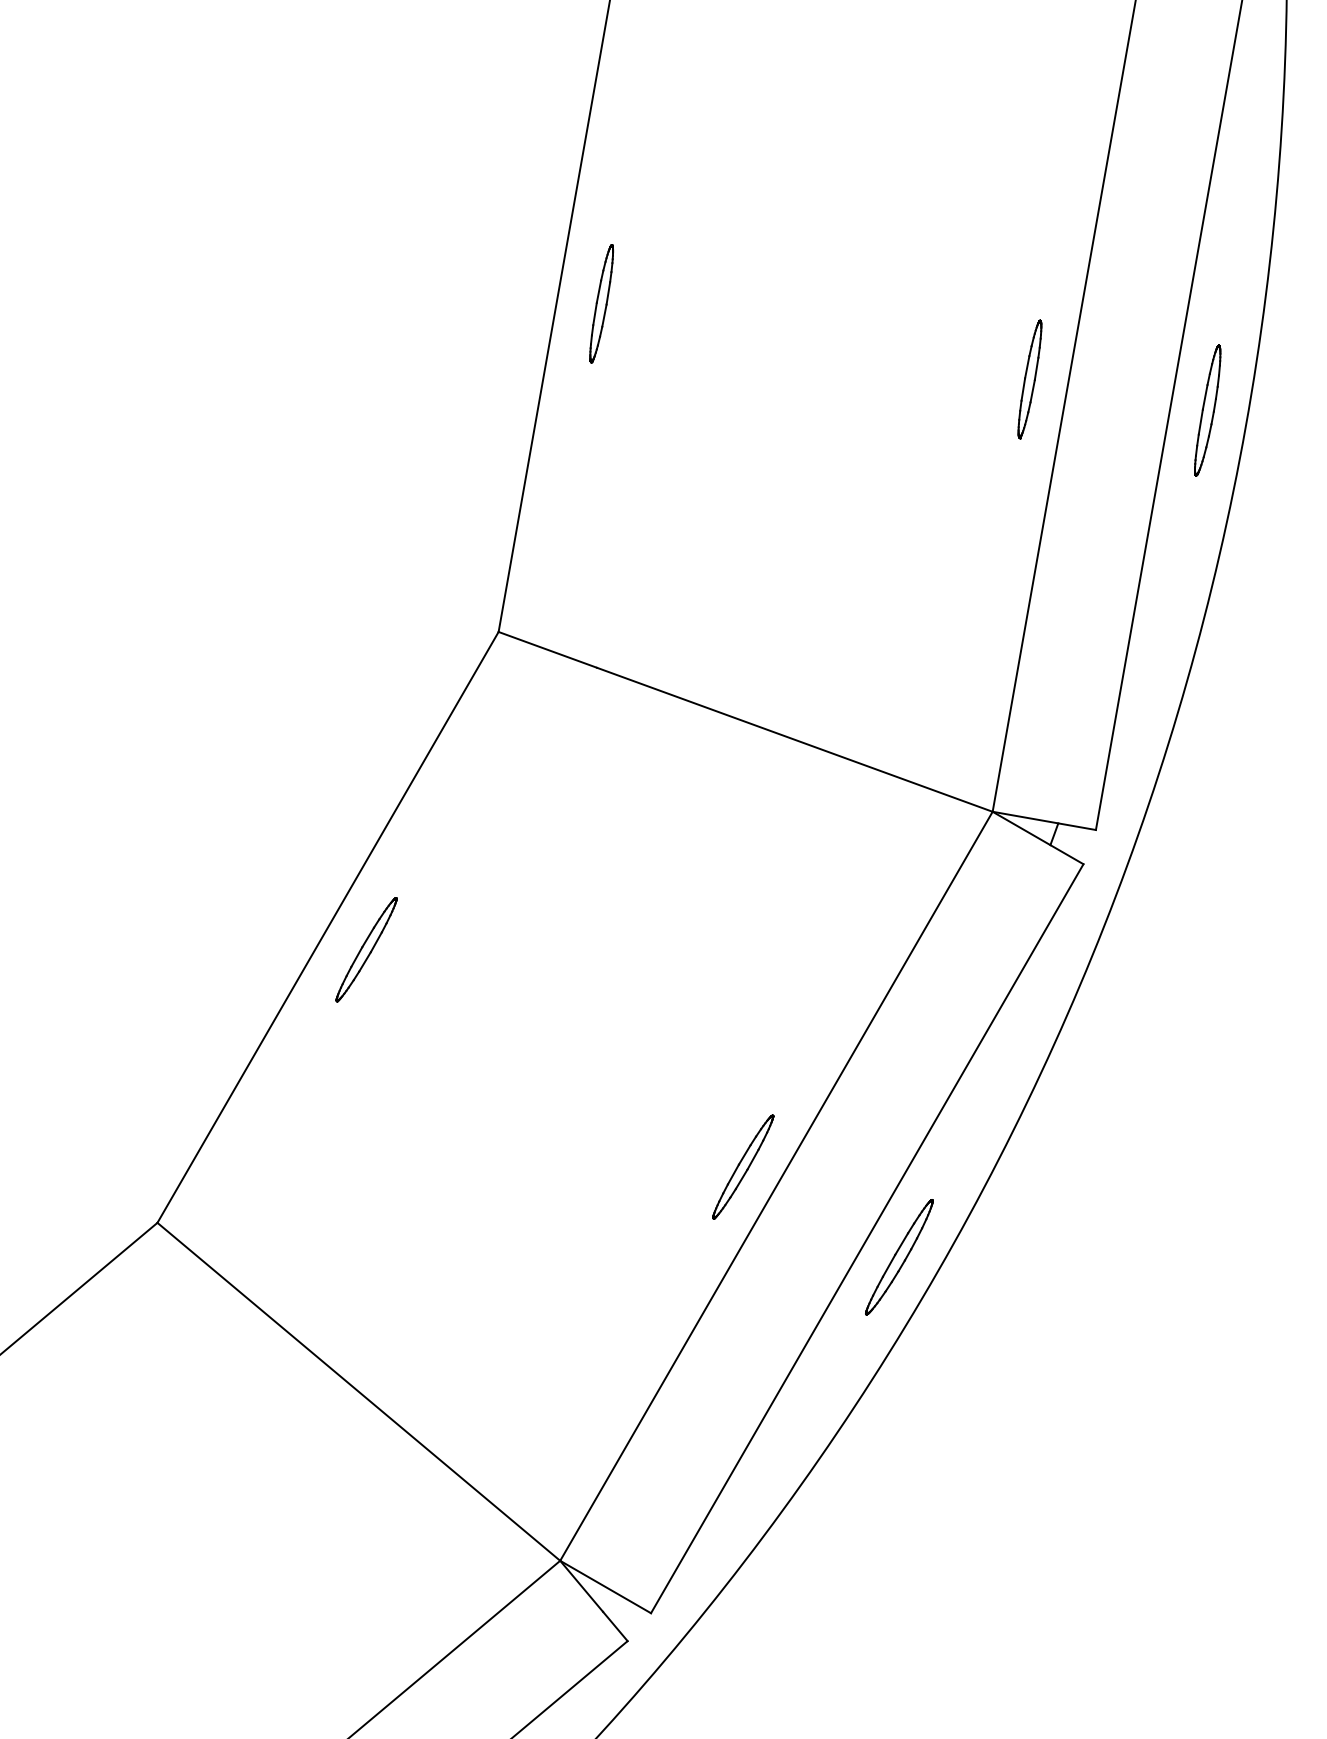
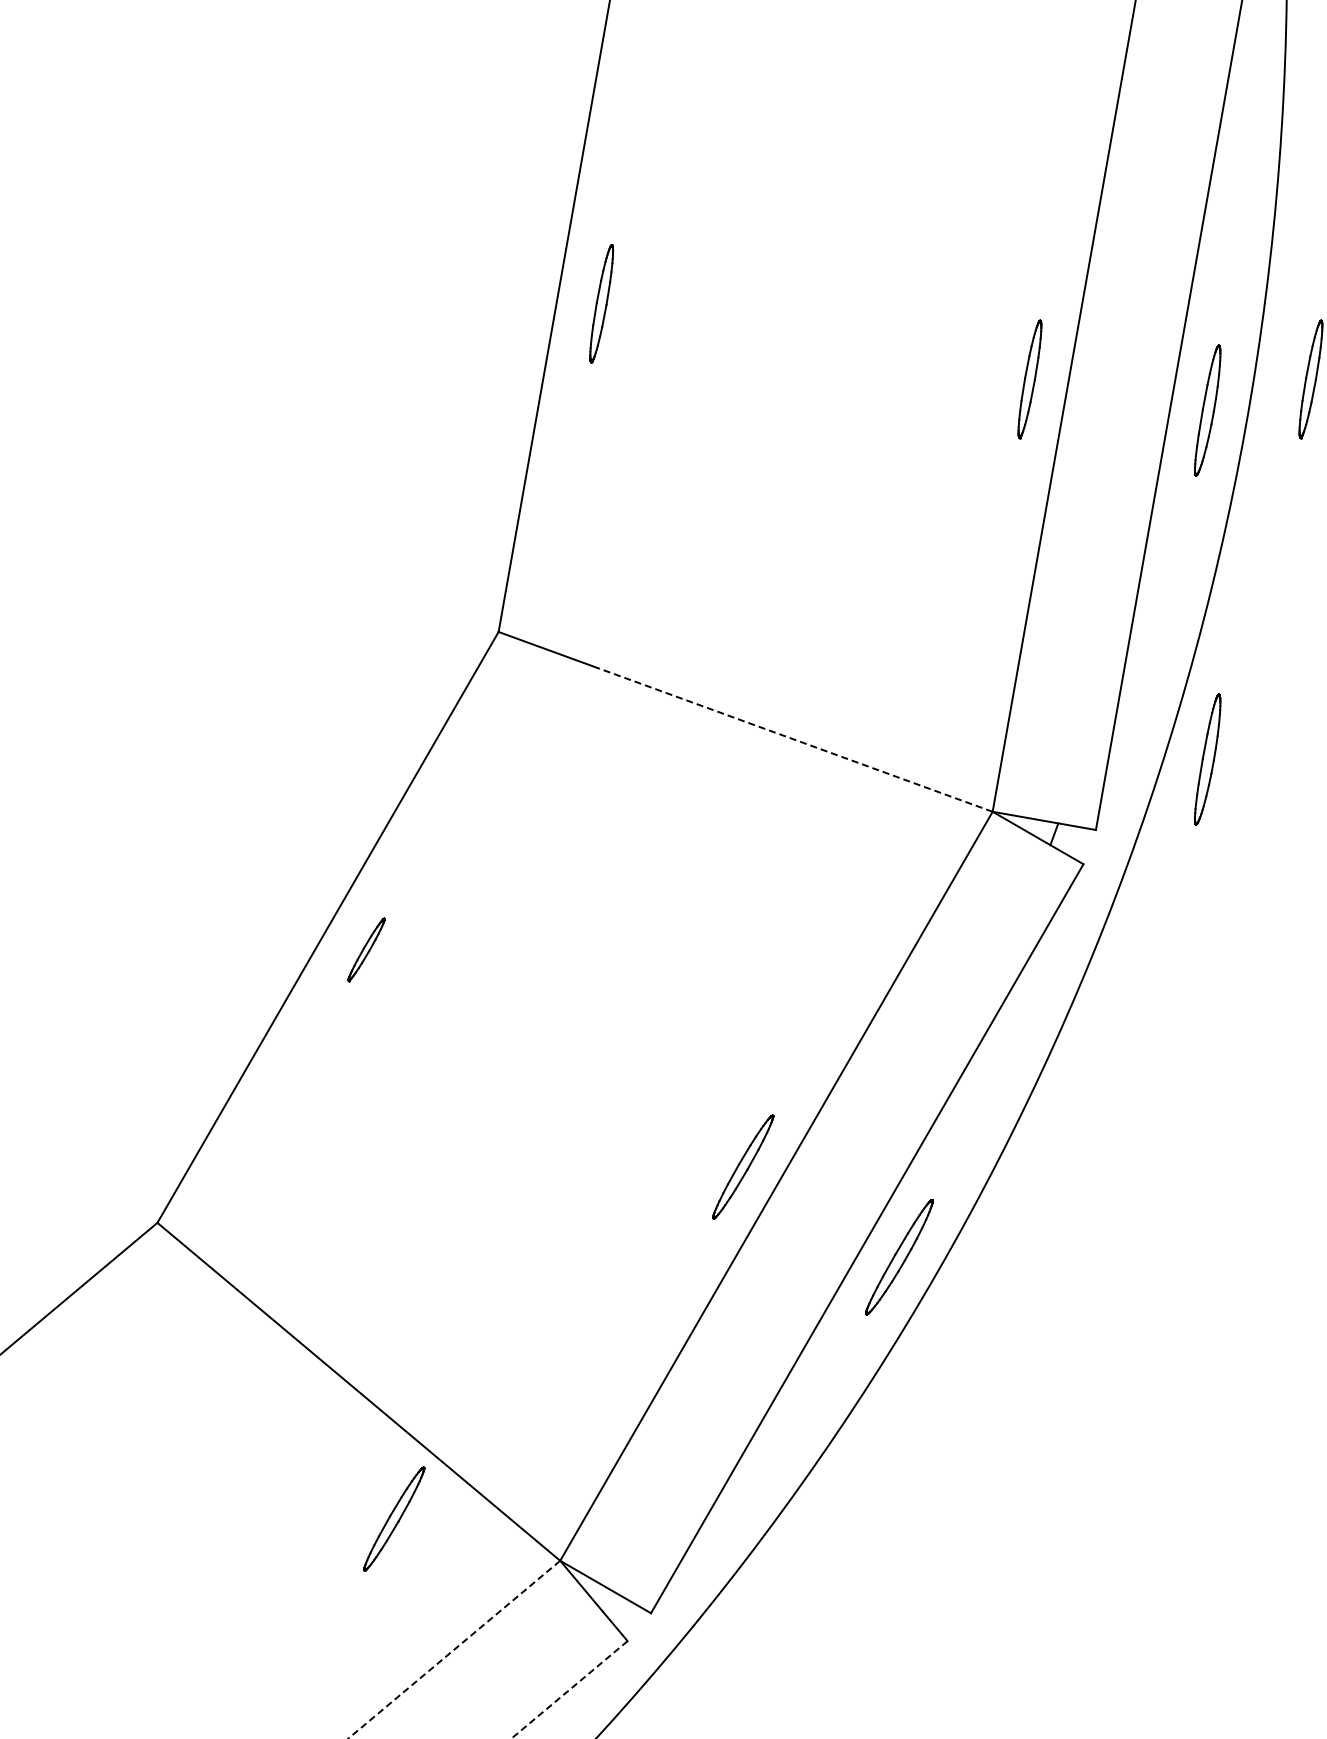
part: none -> present (1310, 379)
line: solid -> dashed (794, 739)
part: none -> present (1207, 759)
part size: 63x106 px -> 39x66 px (366, 949)
part: none -> present (394, 1518)
line: solid -> dashed (453, 1650)
line: solid -> dashed (569, 1689)
